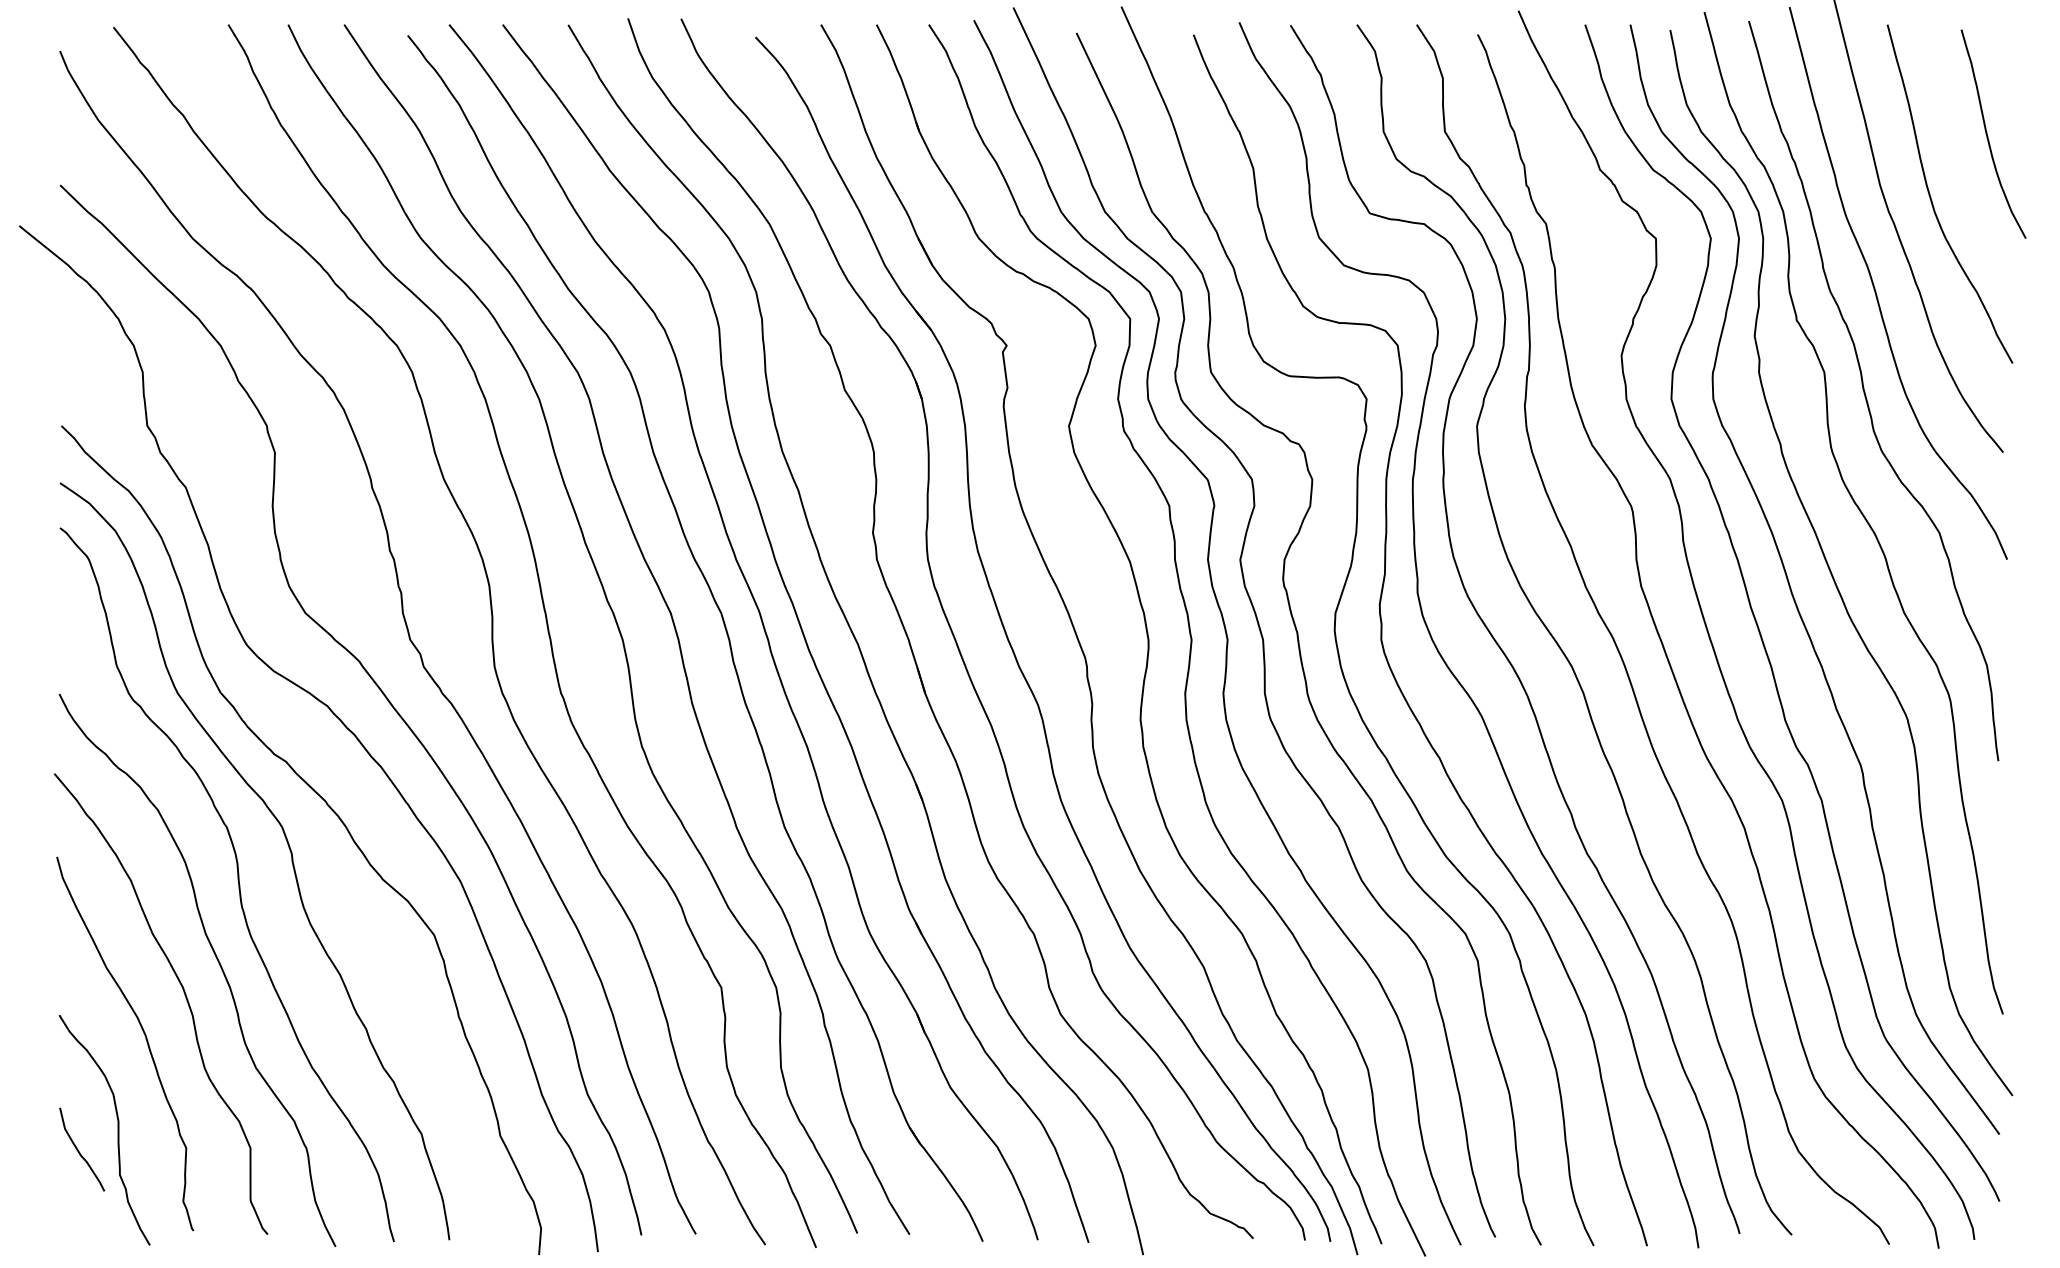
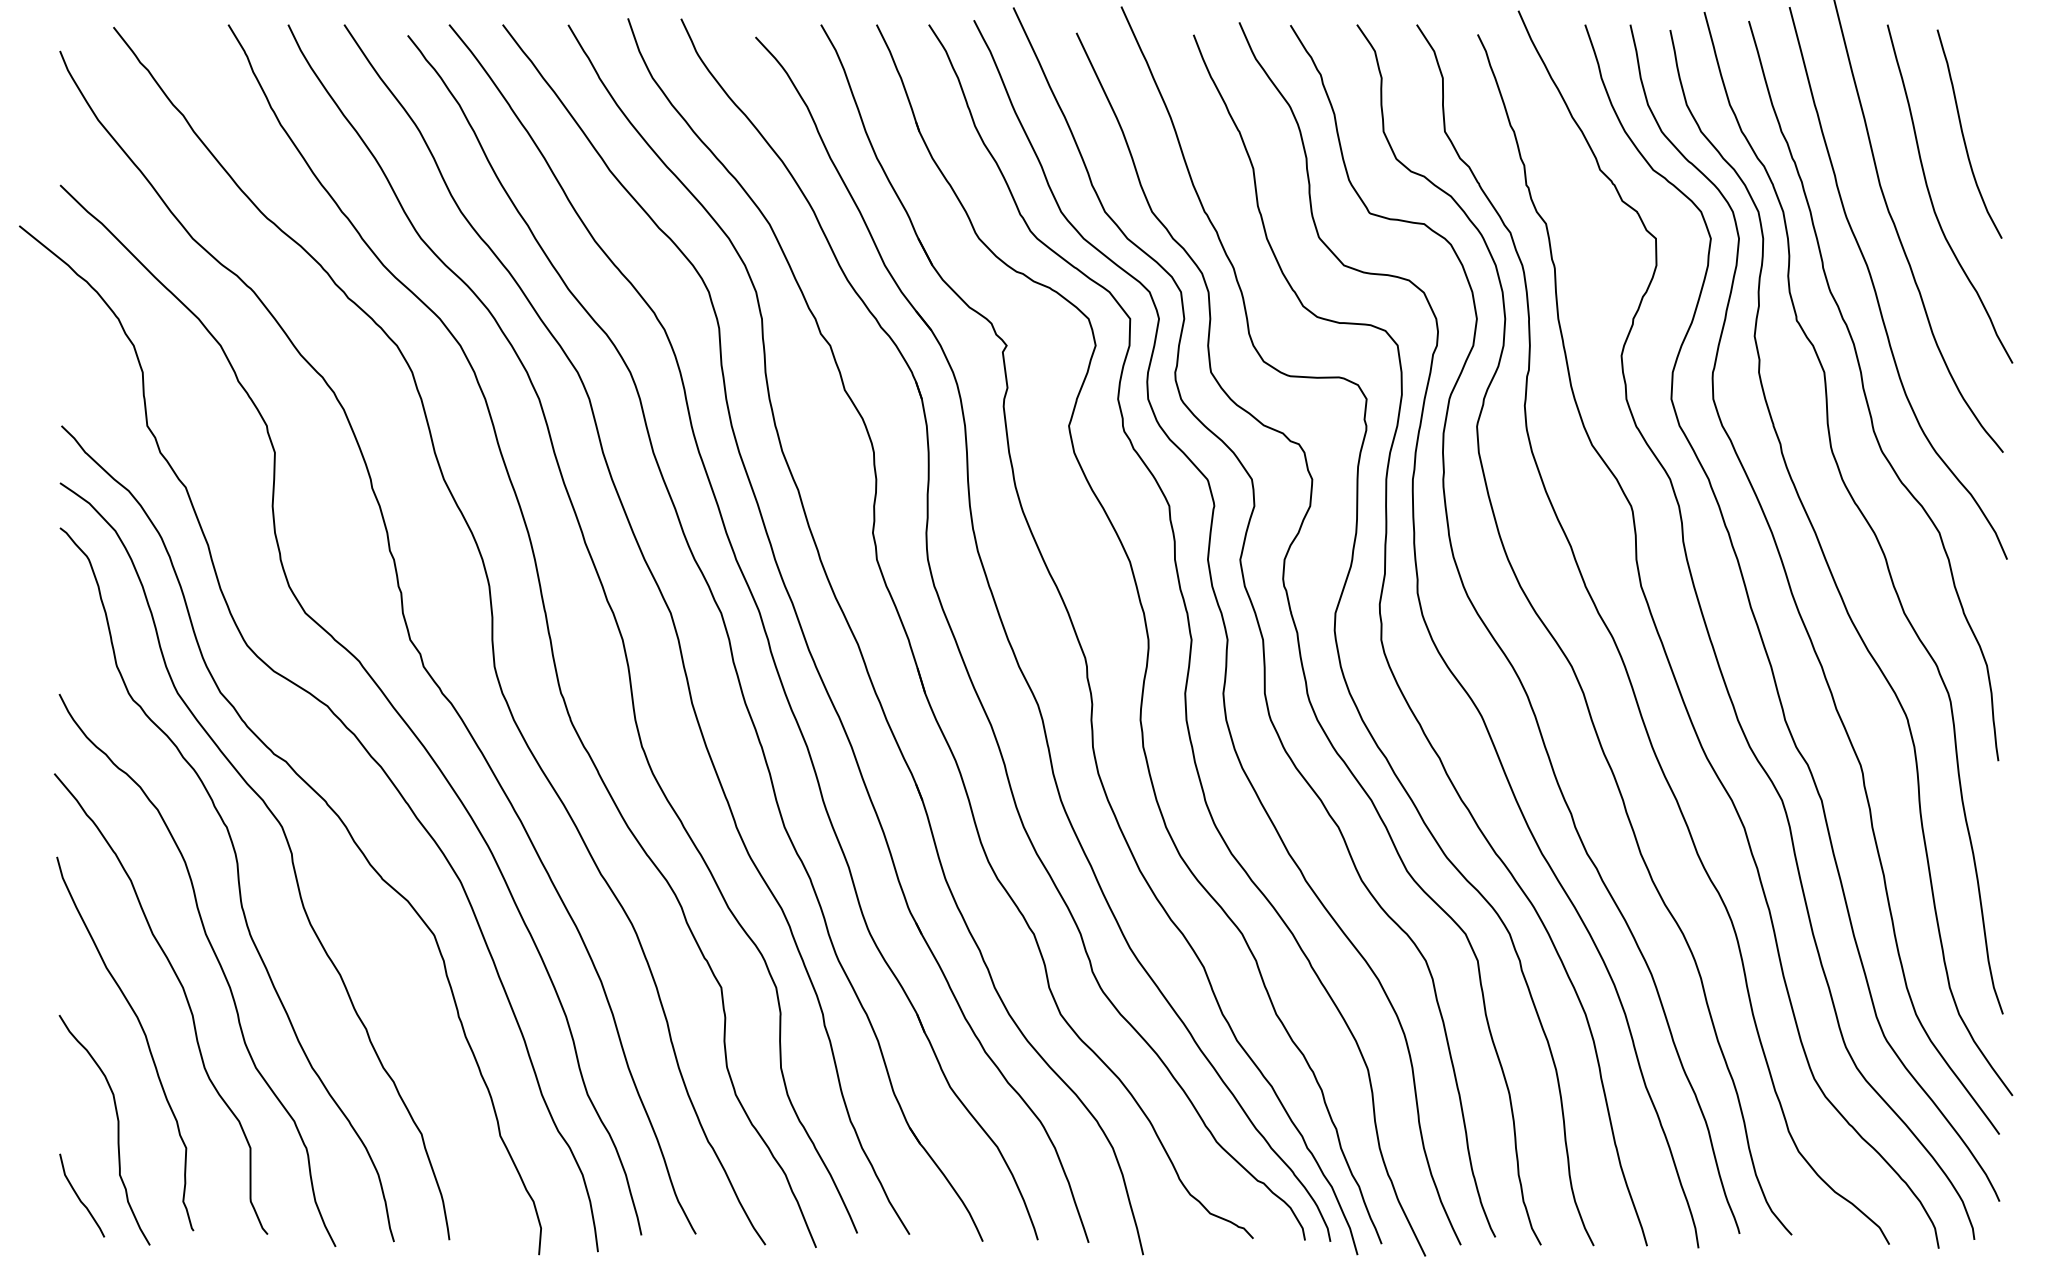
curve position: (1988, 136) -> (1964, 136) (1964, 136)
curve position: (79, 1151) -> (79, 1197) (79, 1197)
